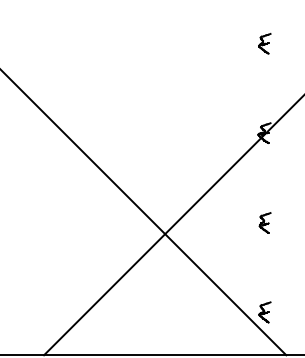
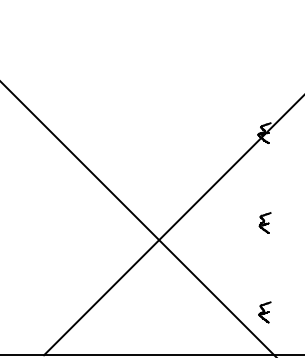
part: present -> none (264, 43)
line position: (143, 212) -> (137, 218) (137, 218)
